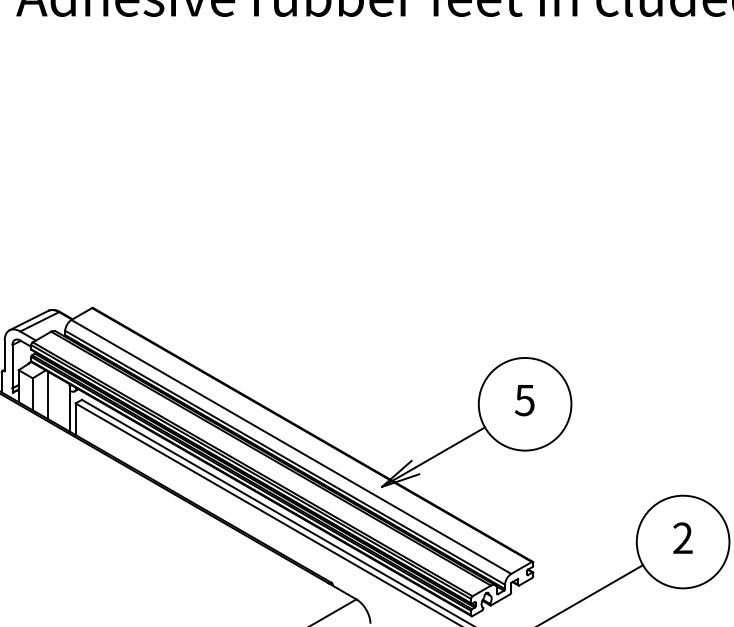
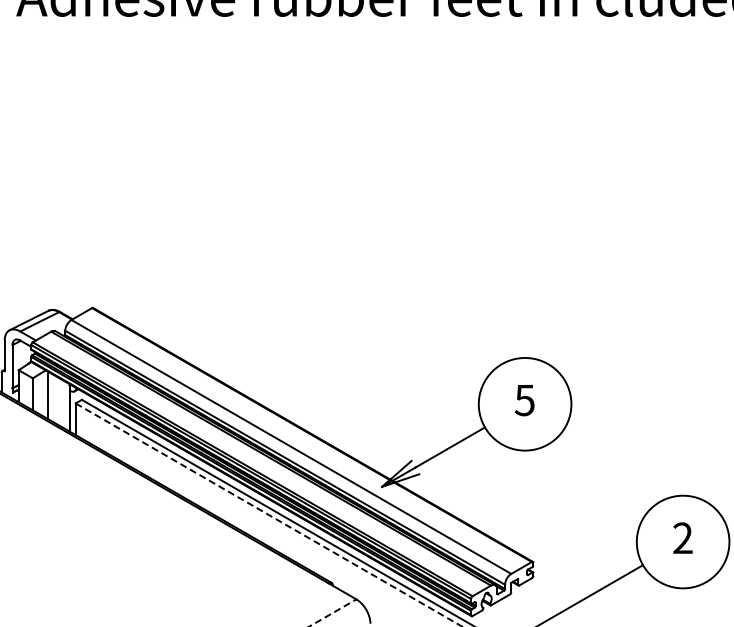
line: solid -> dashed (269, 515)
line: solid -> dashed (333, 612)
